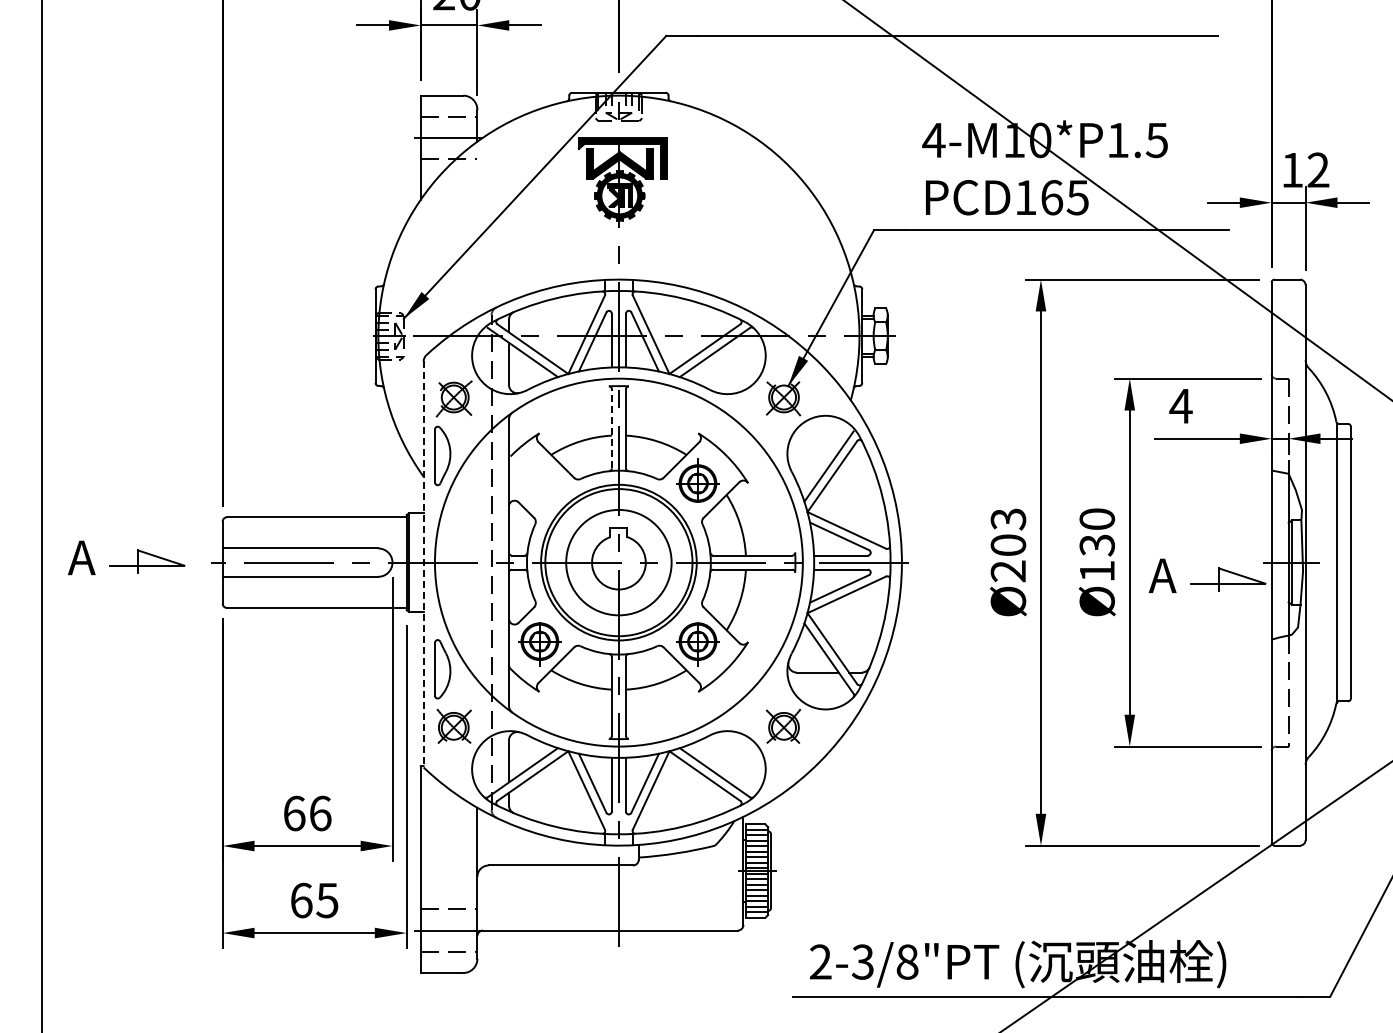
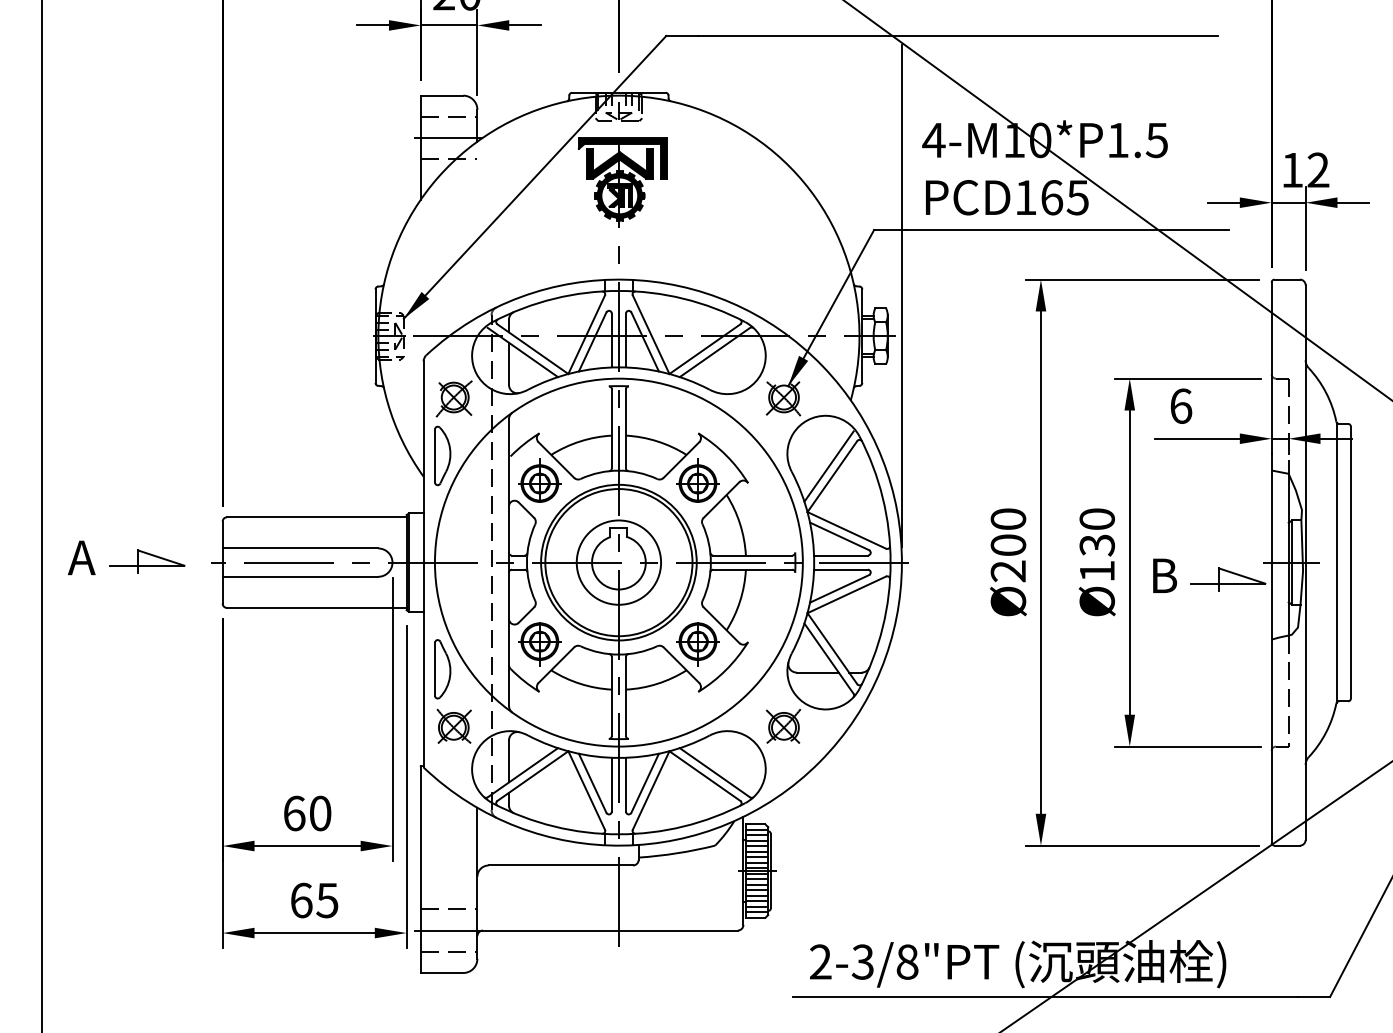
line: none -> present (901, 296)
text: 4 -> 6 (1180, 405)
line: dashed -> solid (611, 428)
part: none -> present (539, 480)
text: Ø203 -> Ø200 (1008, 519)
circle diameter: 105 px -> 84 px (618, 562)
line: dashed -> solid (423, 564)
text: A -> B (1162, 575)
text: 66 -> 60 (320, 813)
